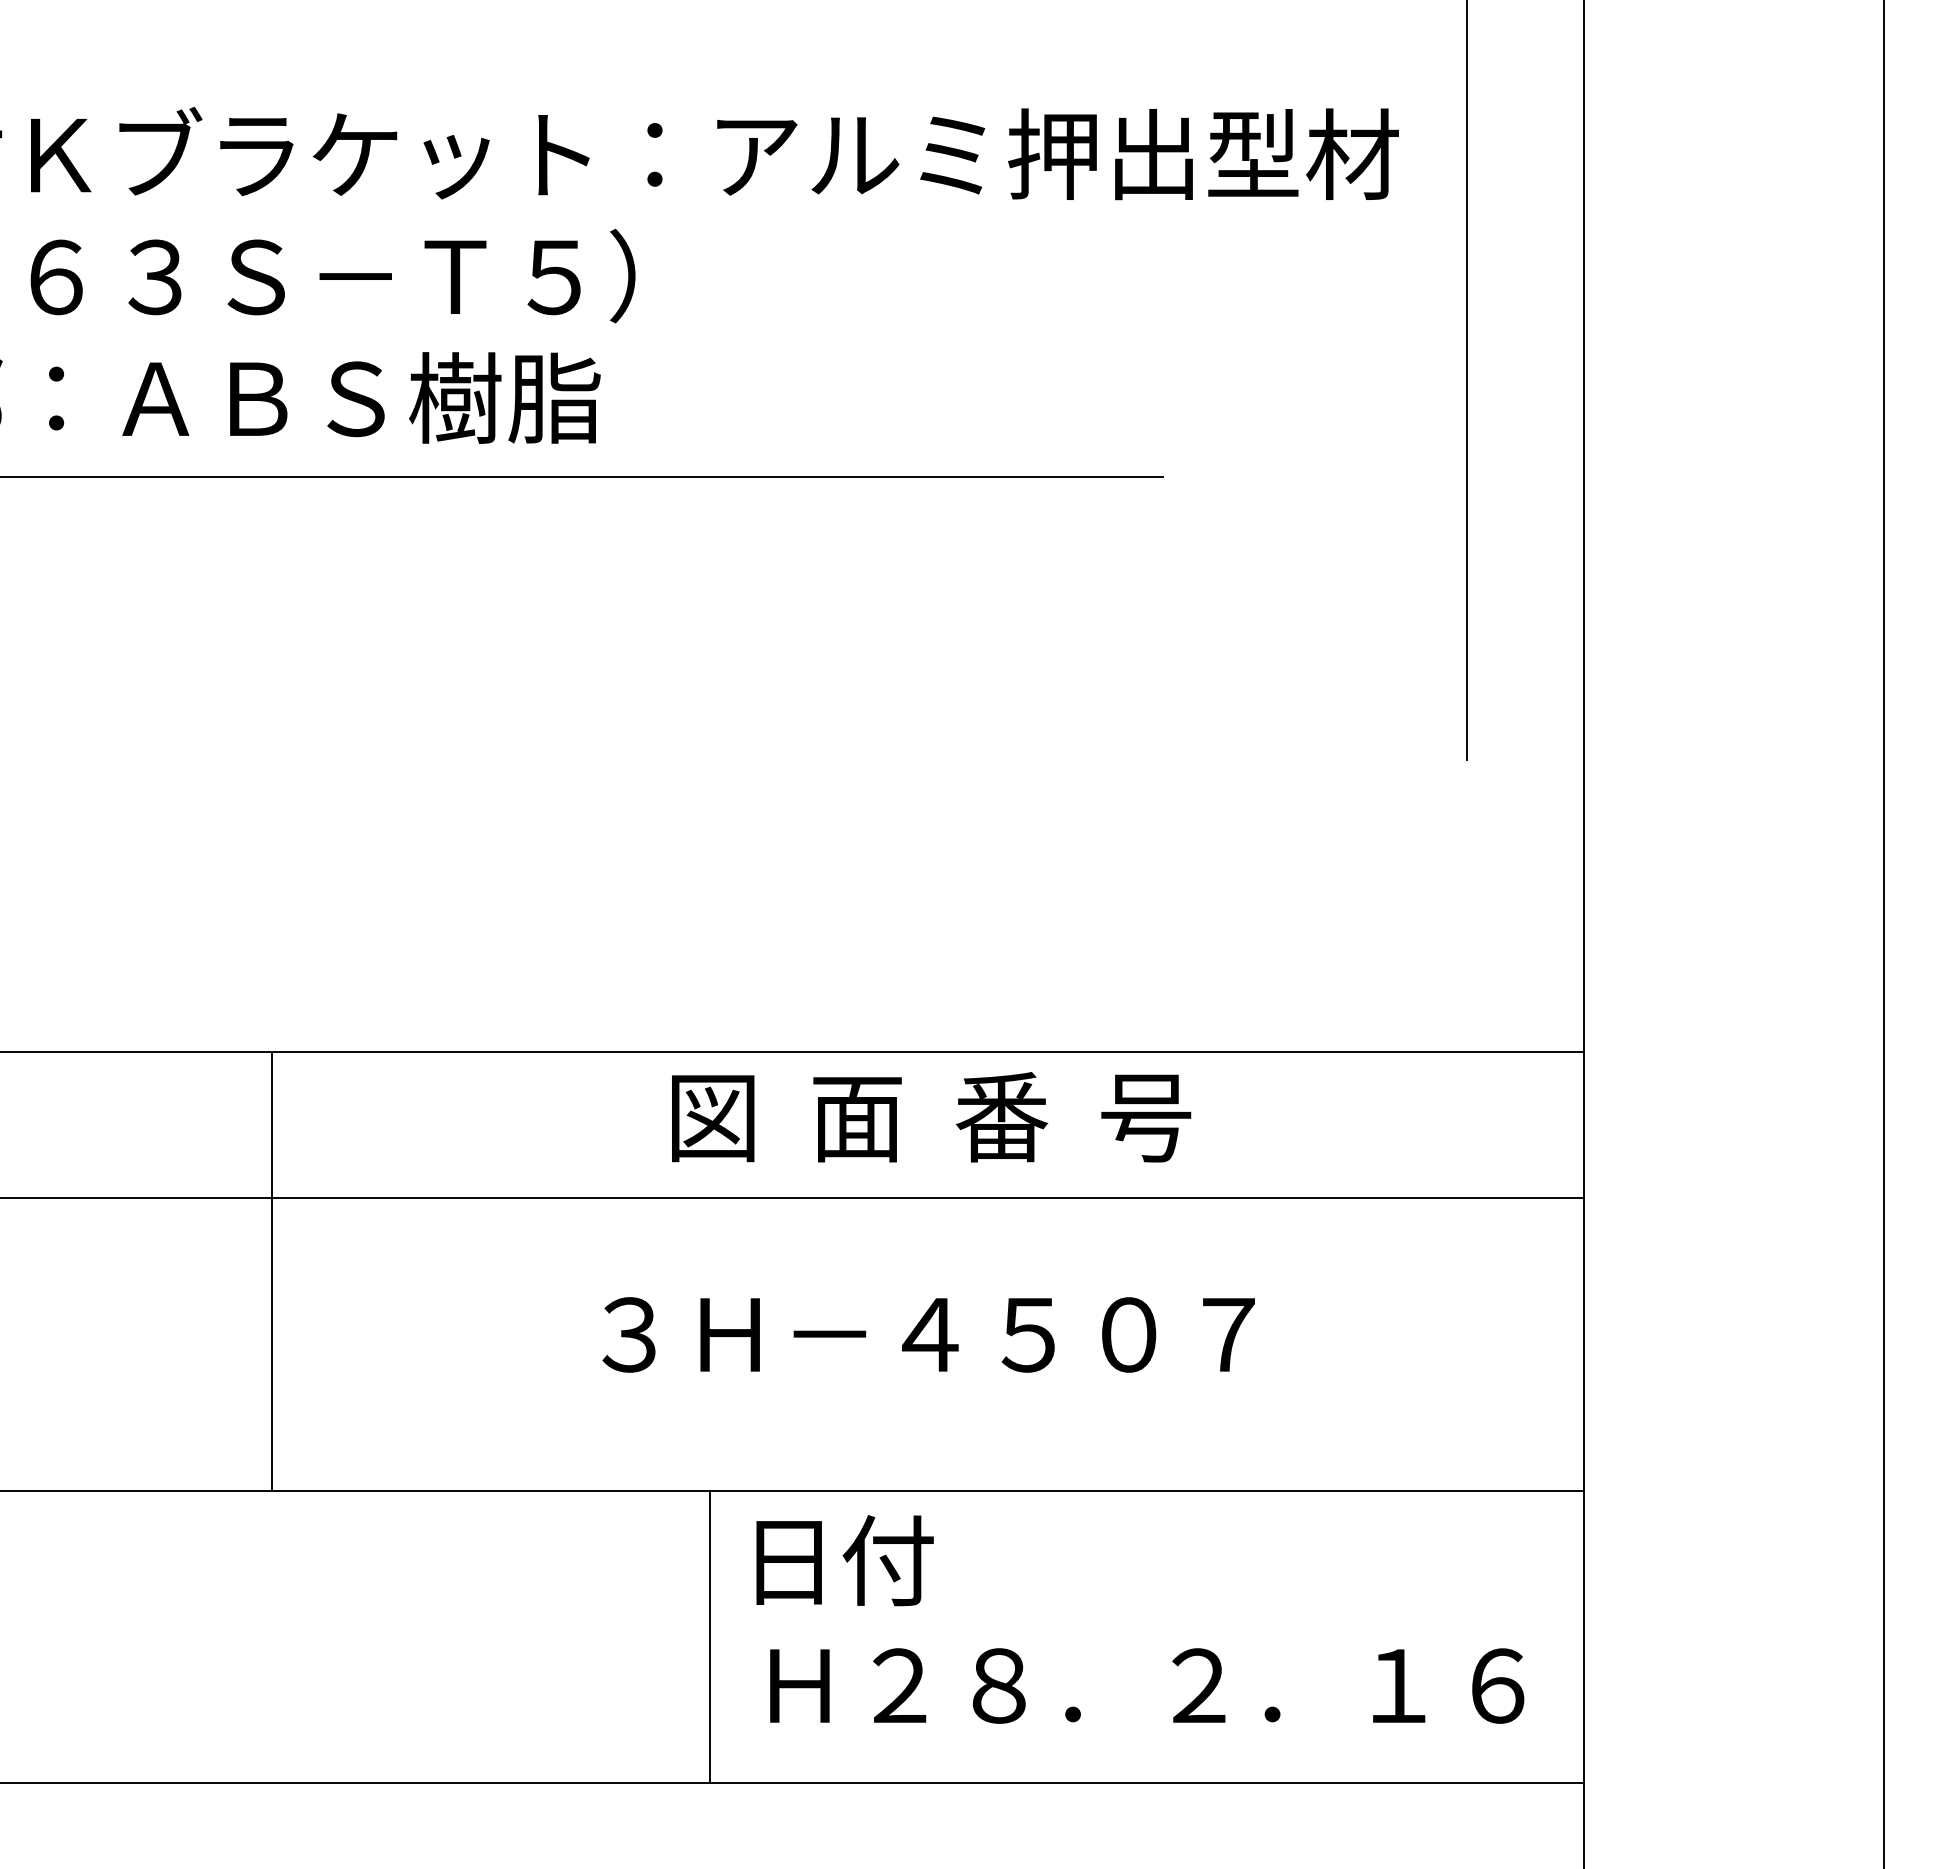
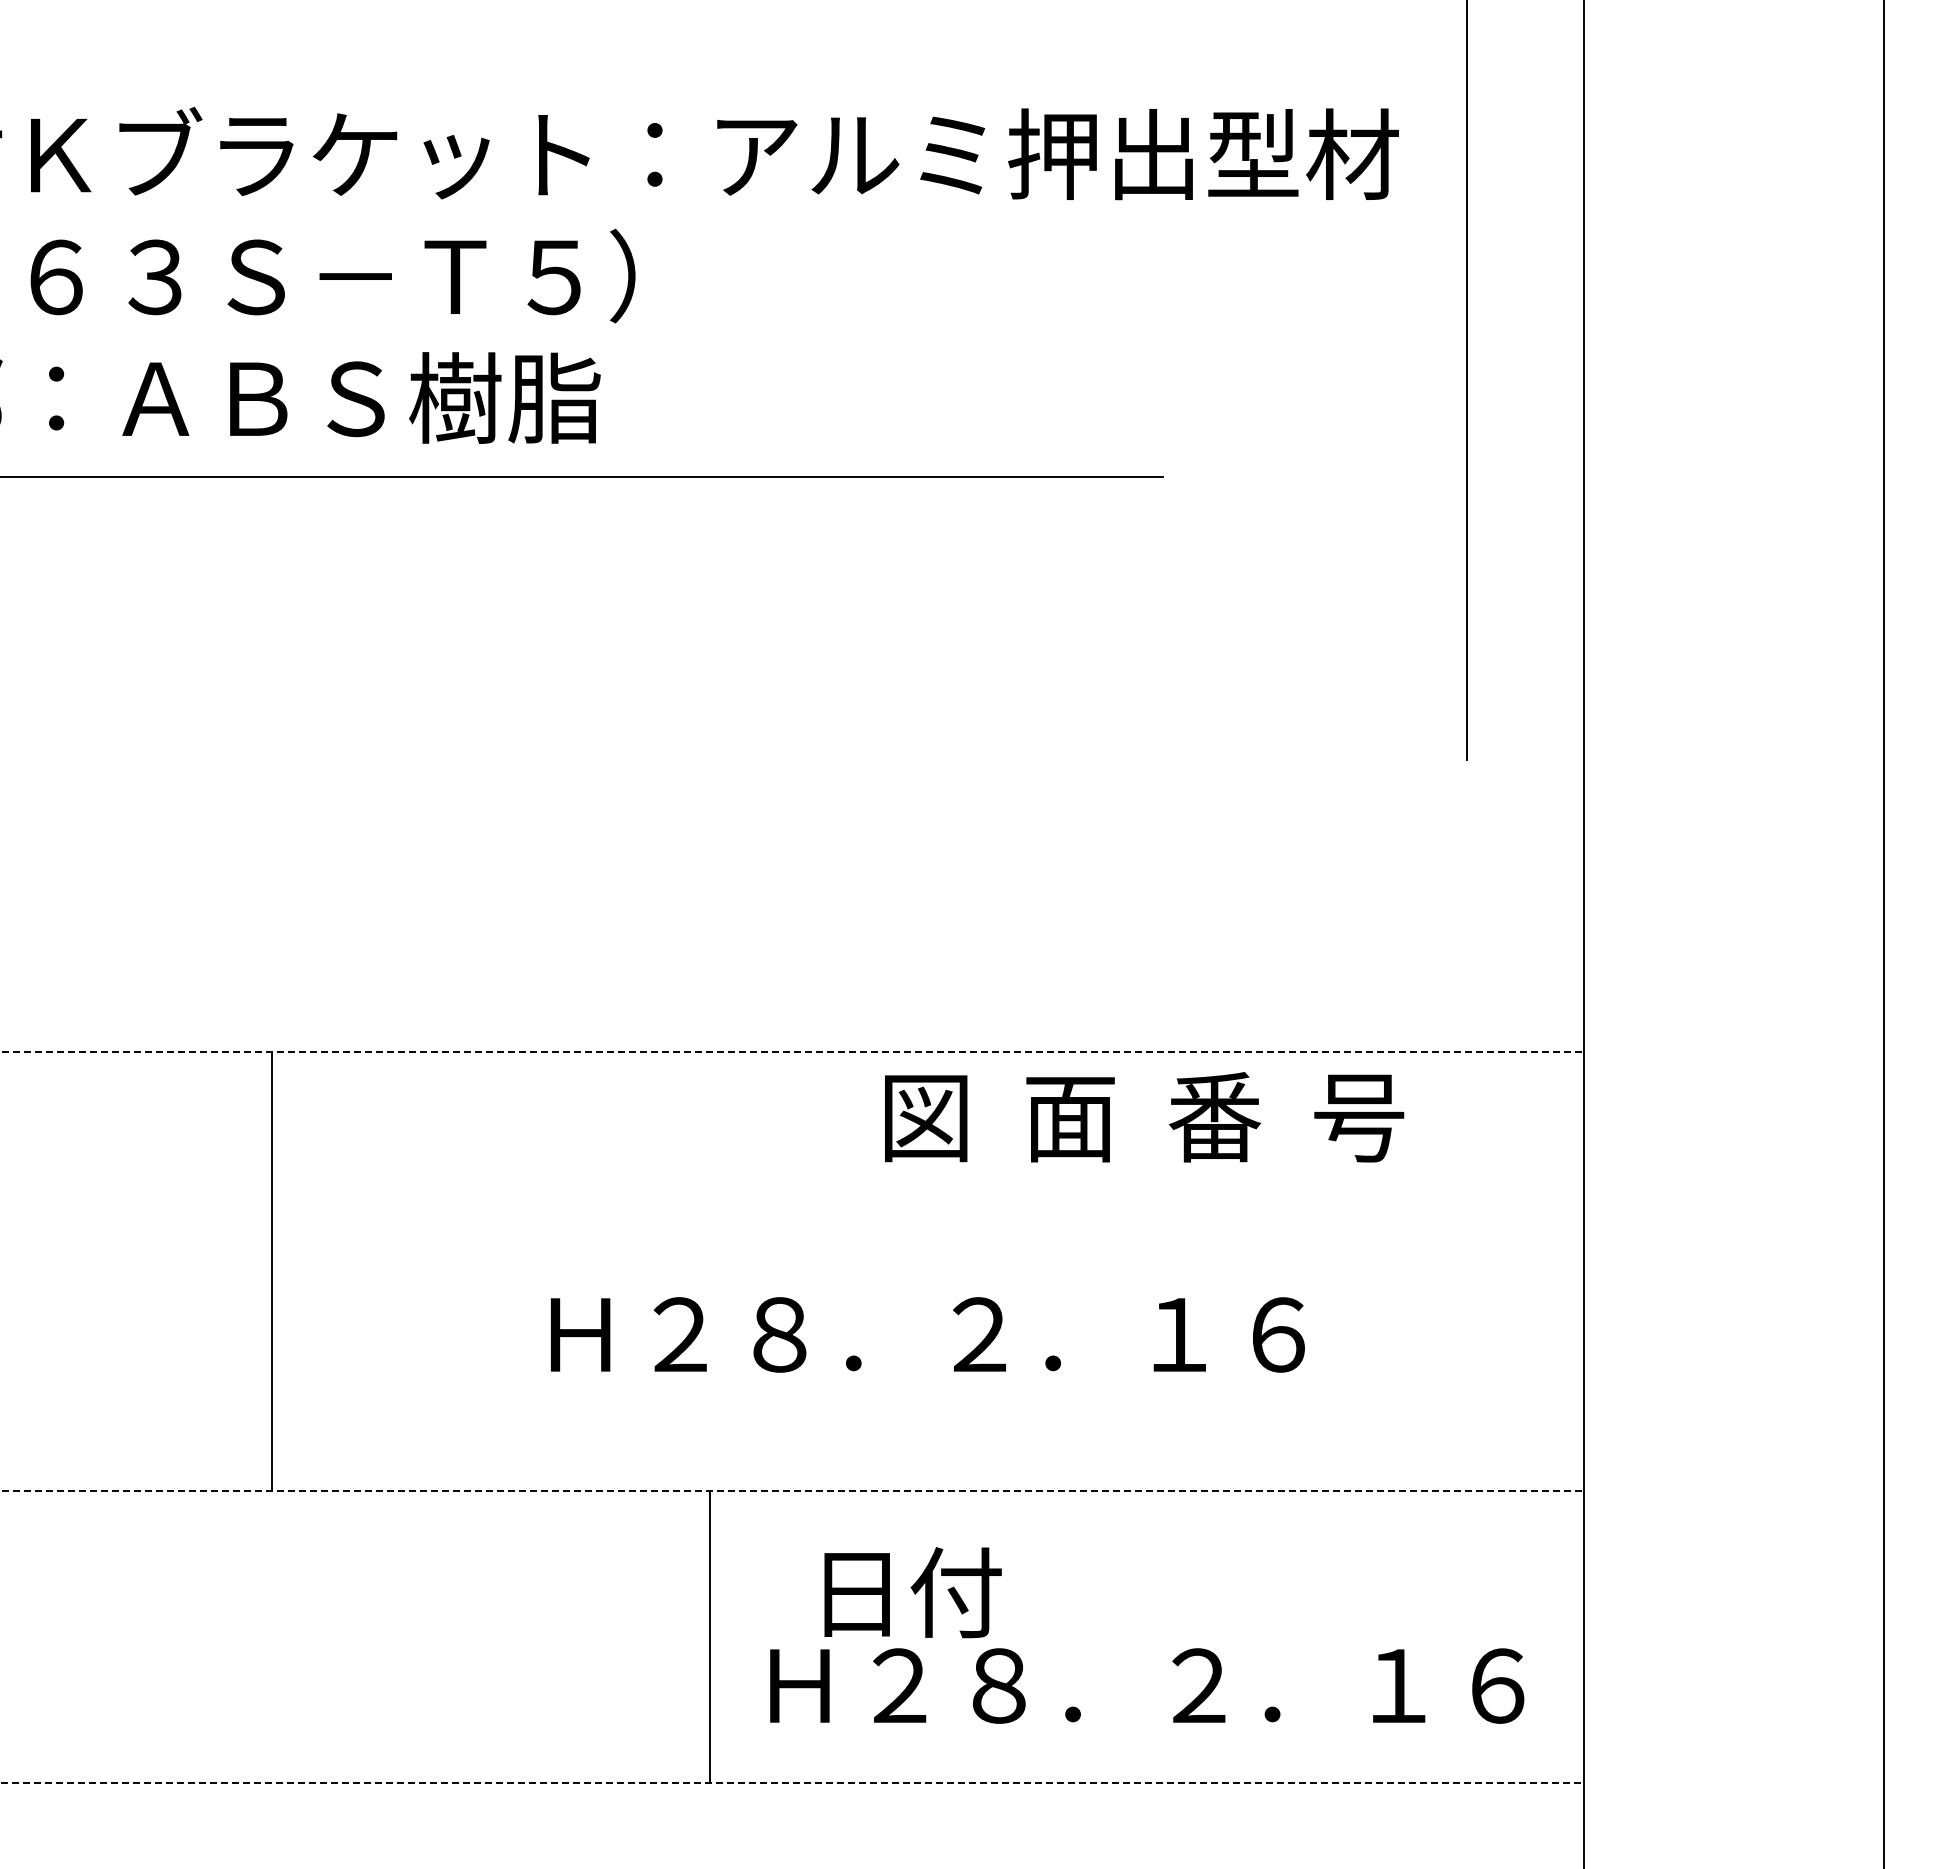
line: solid -> dashed (792, 1052)
text position: (931, 1117) -> (1144, 1117) (1144, 1117)
line: present -> none (792, 1198)
text: ３Ｈ－４５０７ -> Ｈ２８．２．１６ (927, 1334)
line: solid -> dashed (792, 1490)
text position: (844, 1560) -> (912, 1592) (912, 1592)
line: solid -> dashed (792, 1783)
